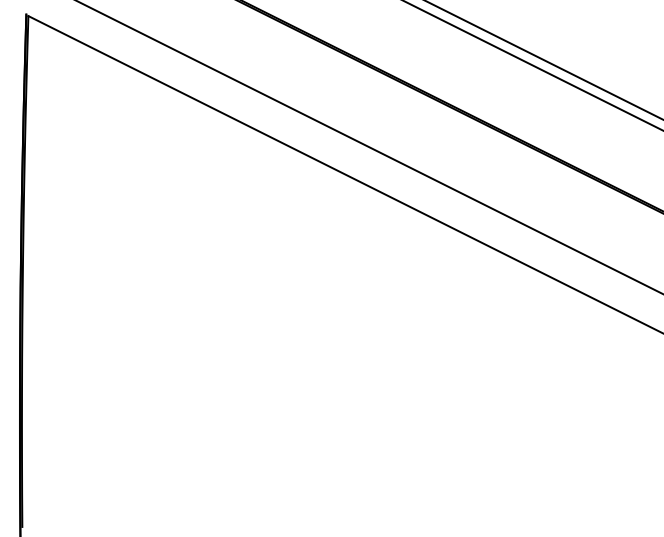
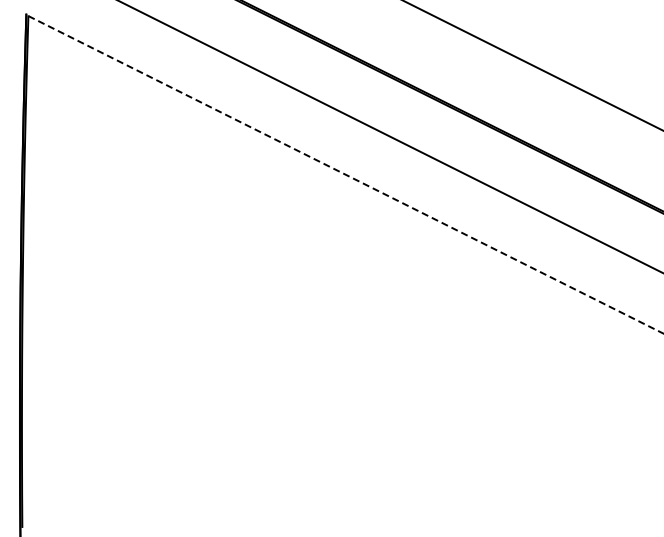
line: present -> none (543, 60)
line position: (369, 147) -> (390, 136) (390, 136)
line: solid -> dashed (345, 174)
